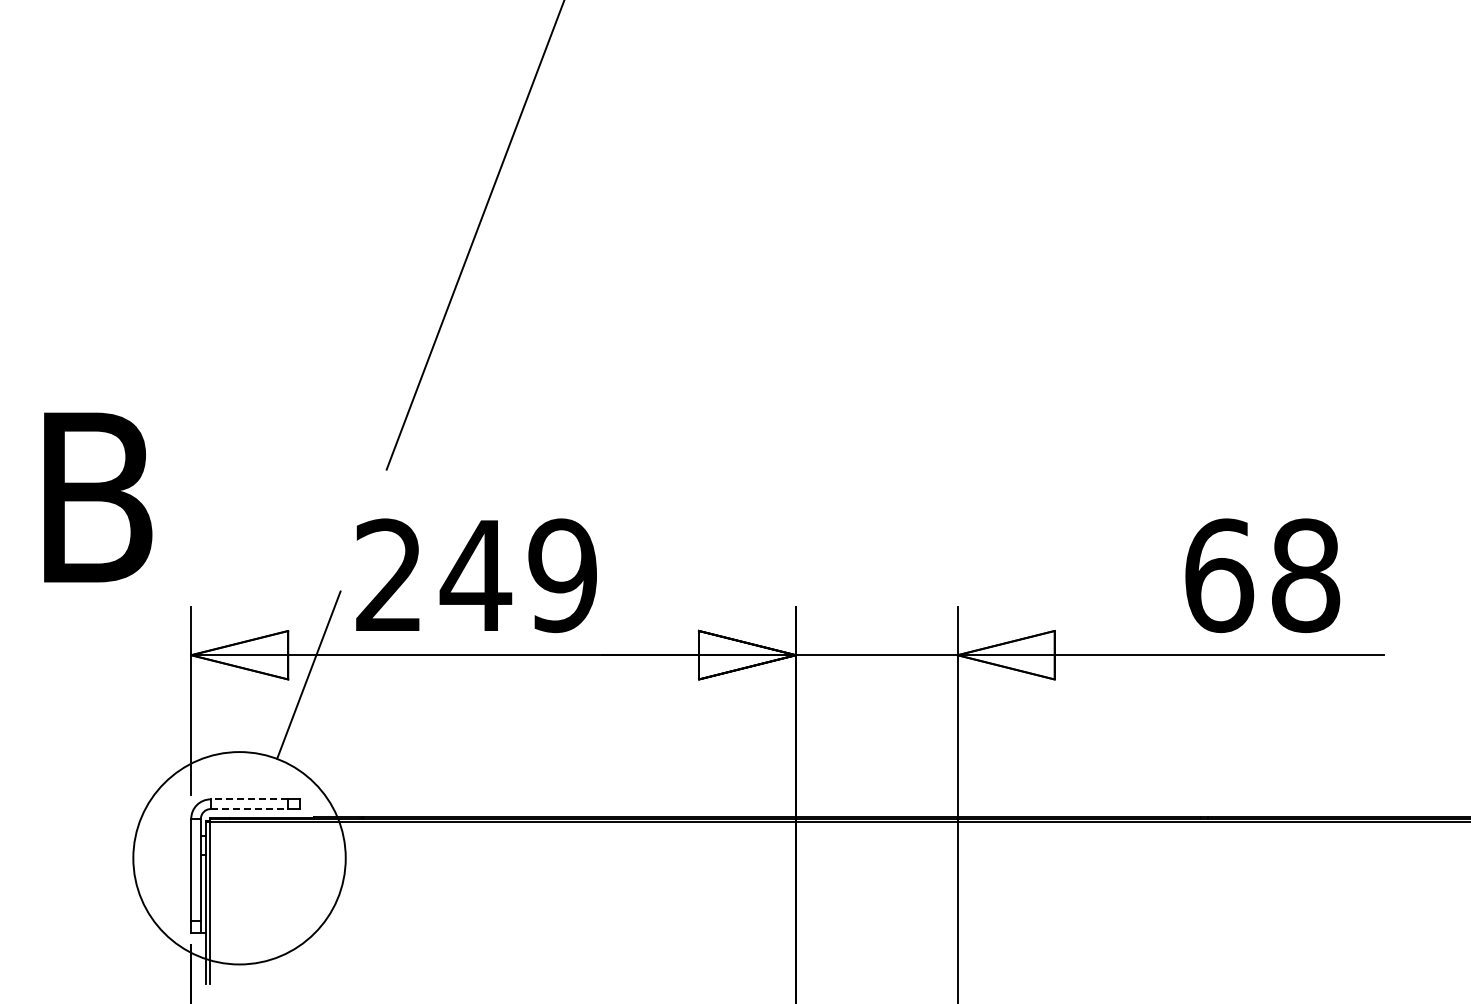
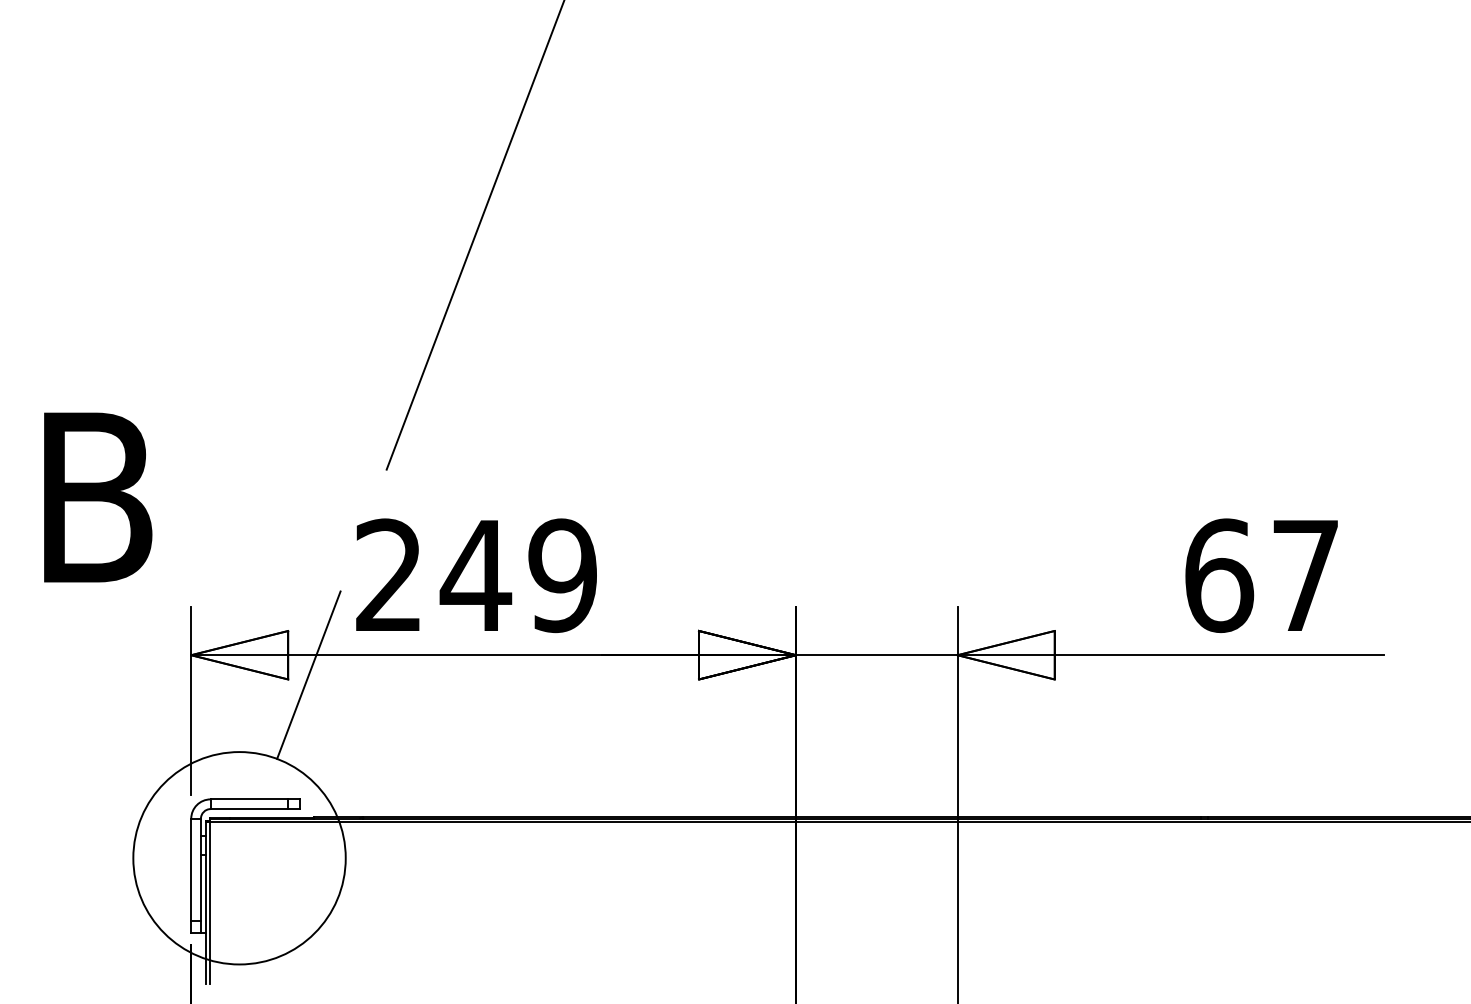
text: 68 -> 67 (1306, 575)
line: dashed -> solid (249, 799)
line: dashed -> solid (249, 809)
